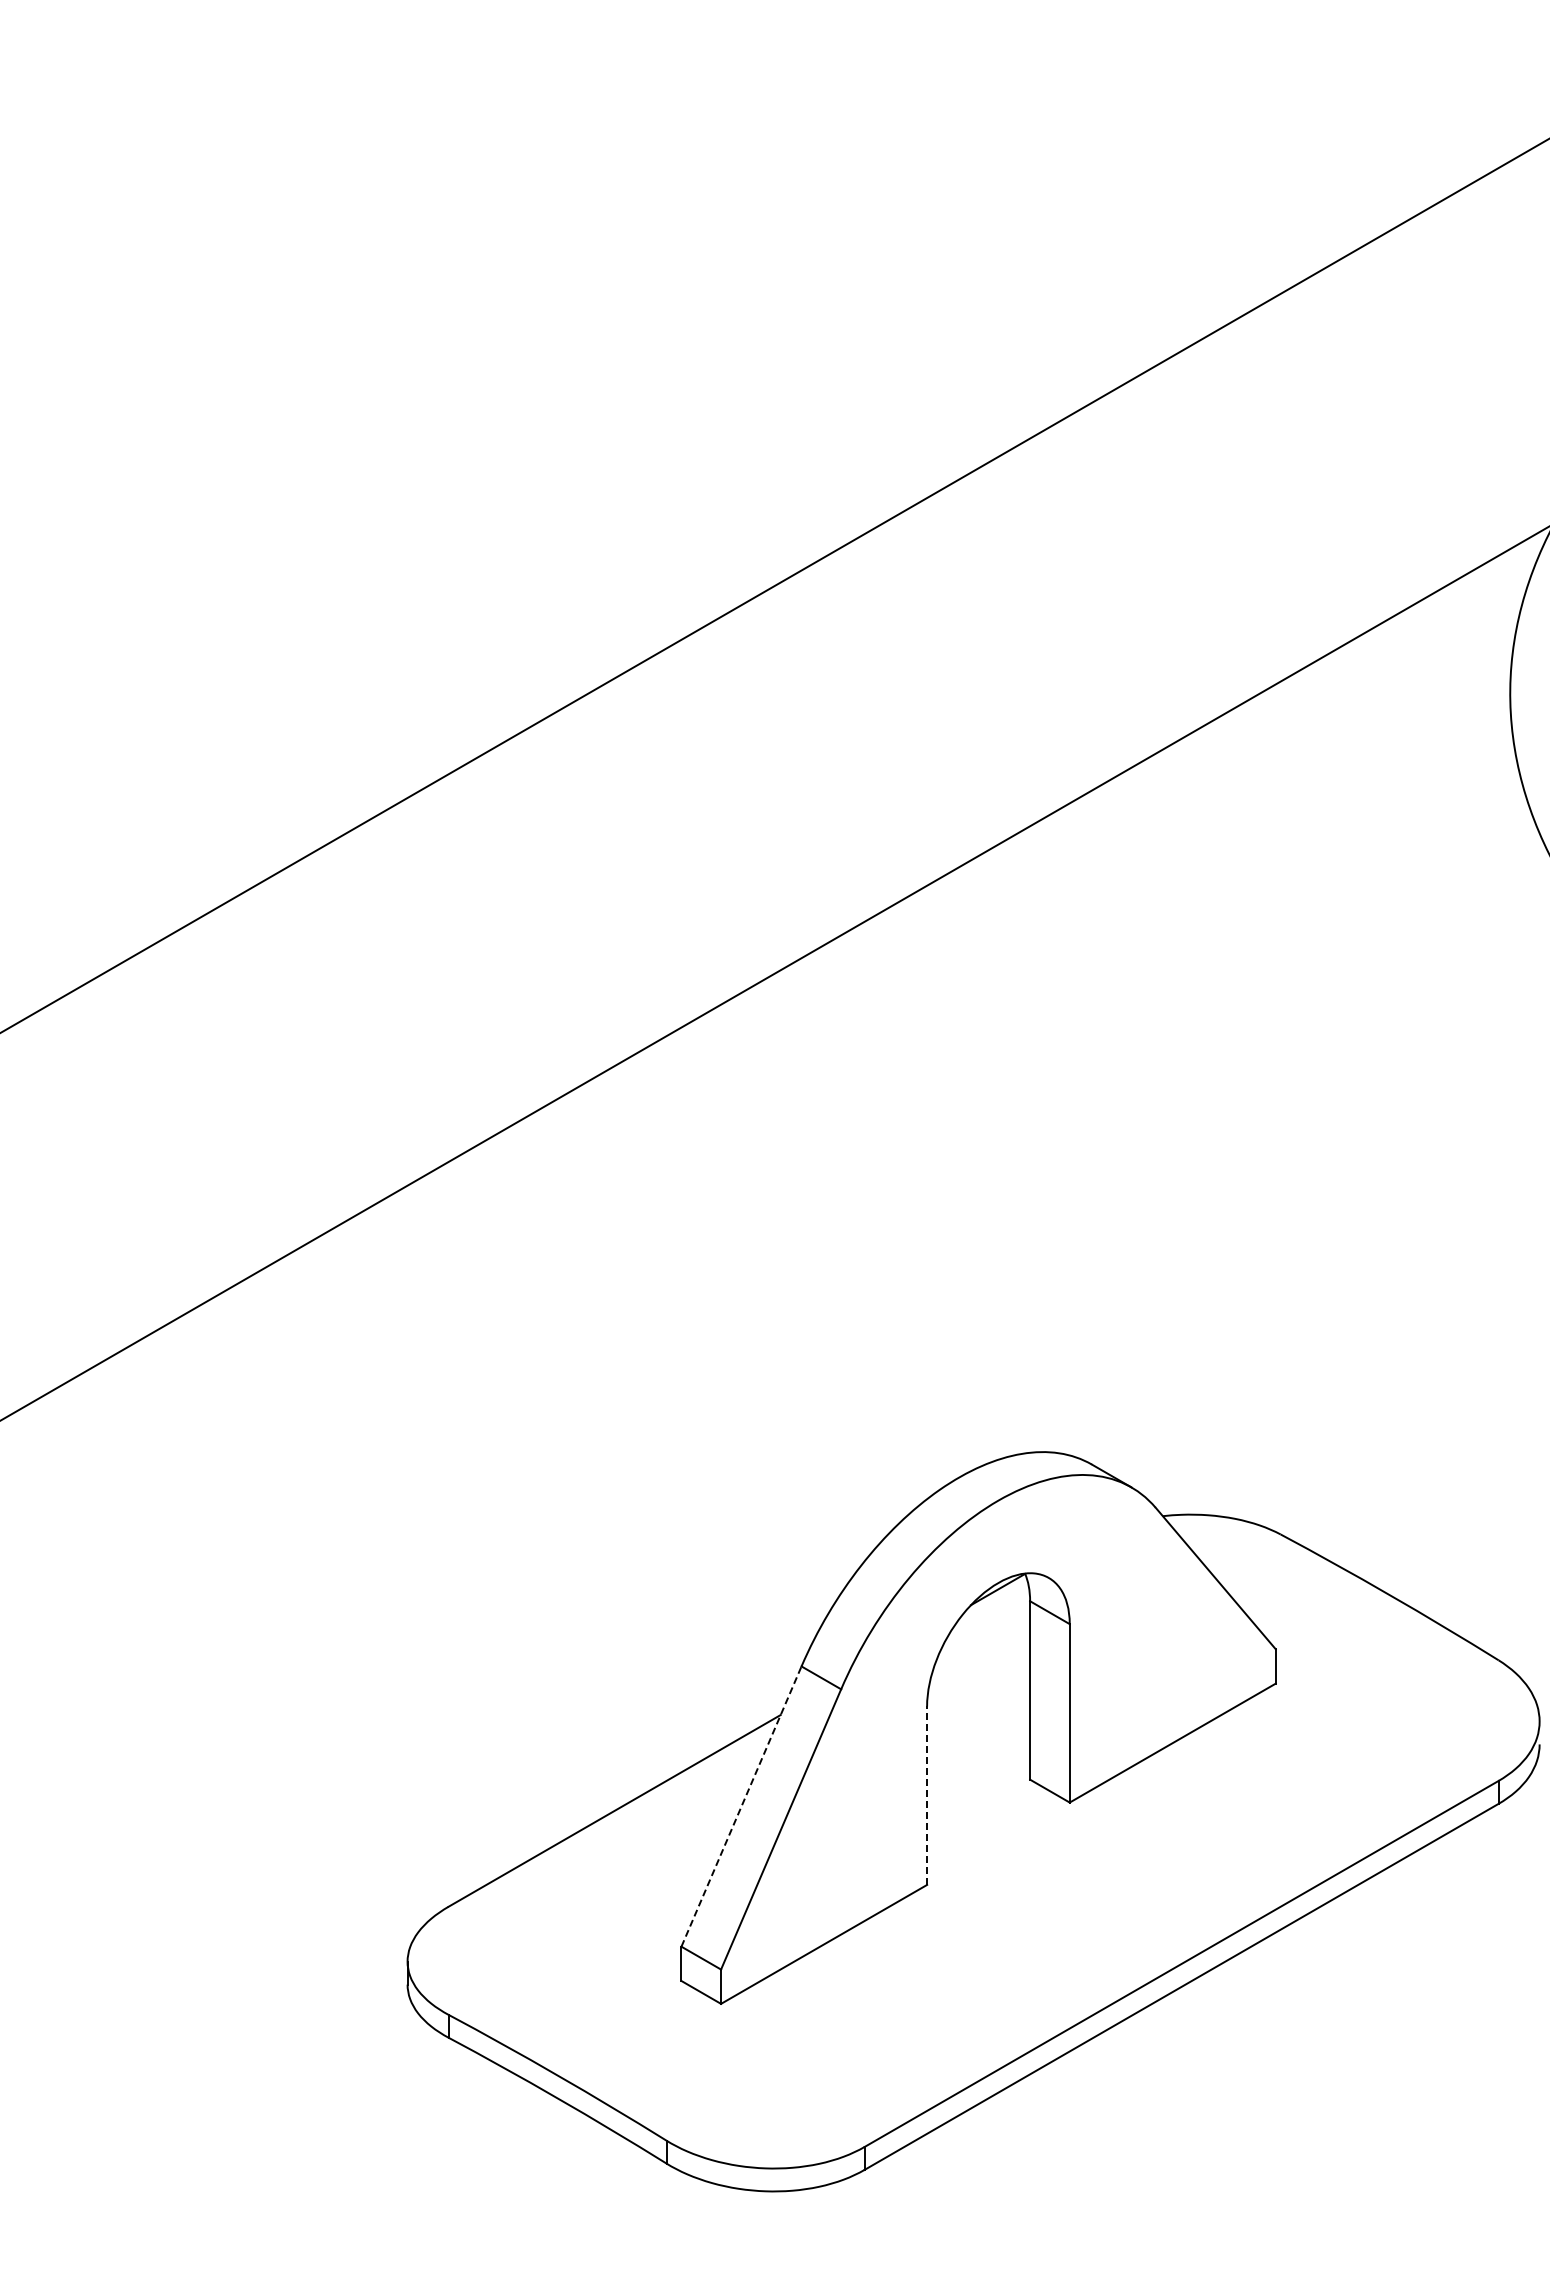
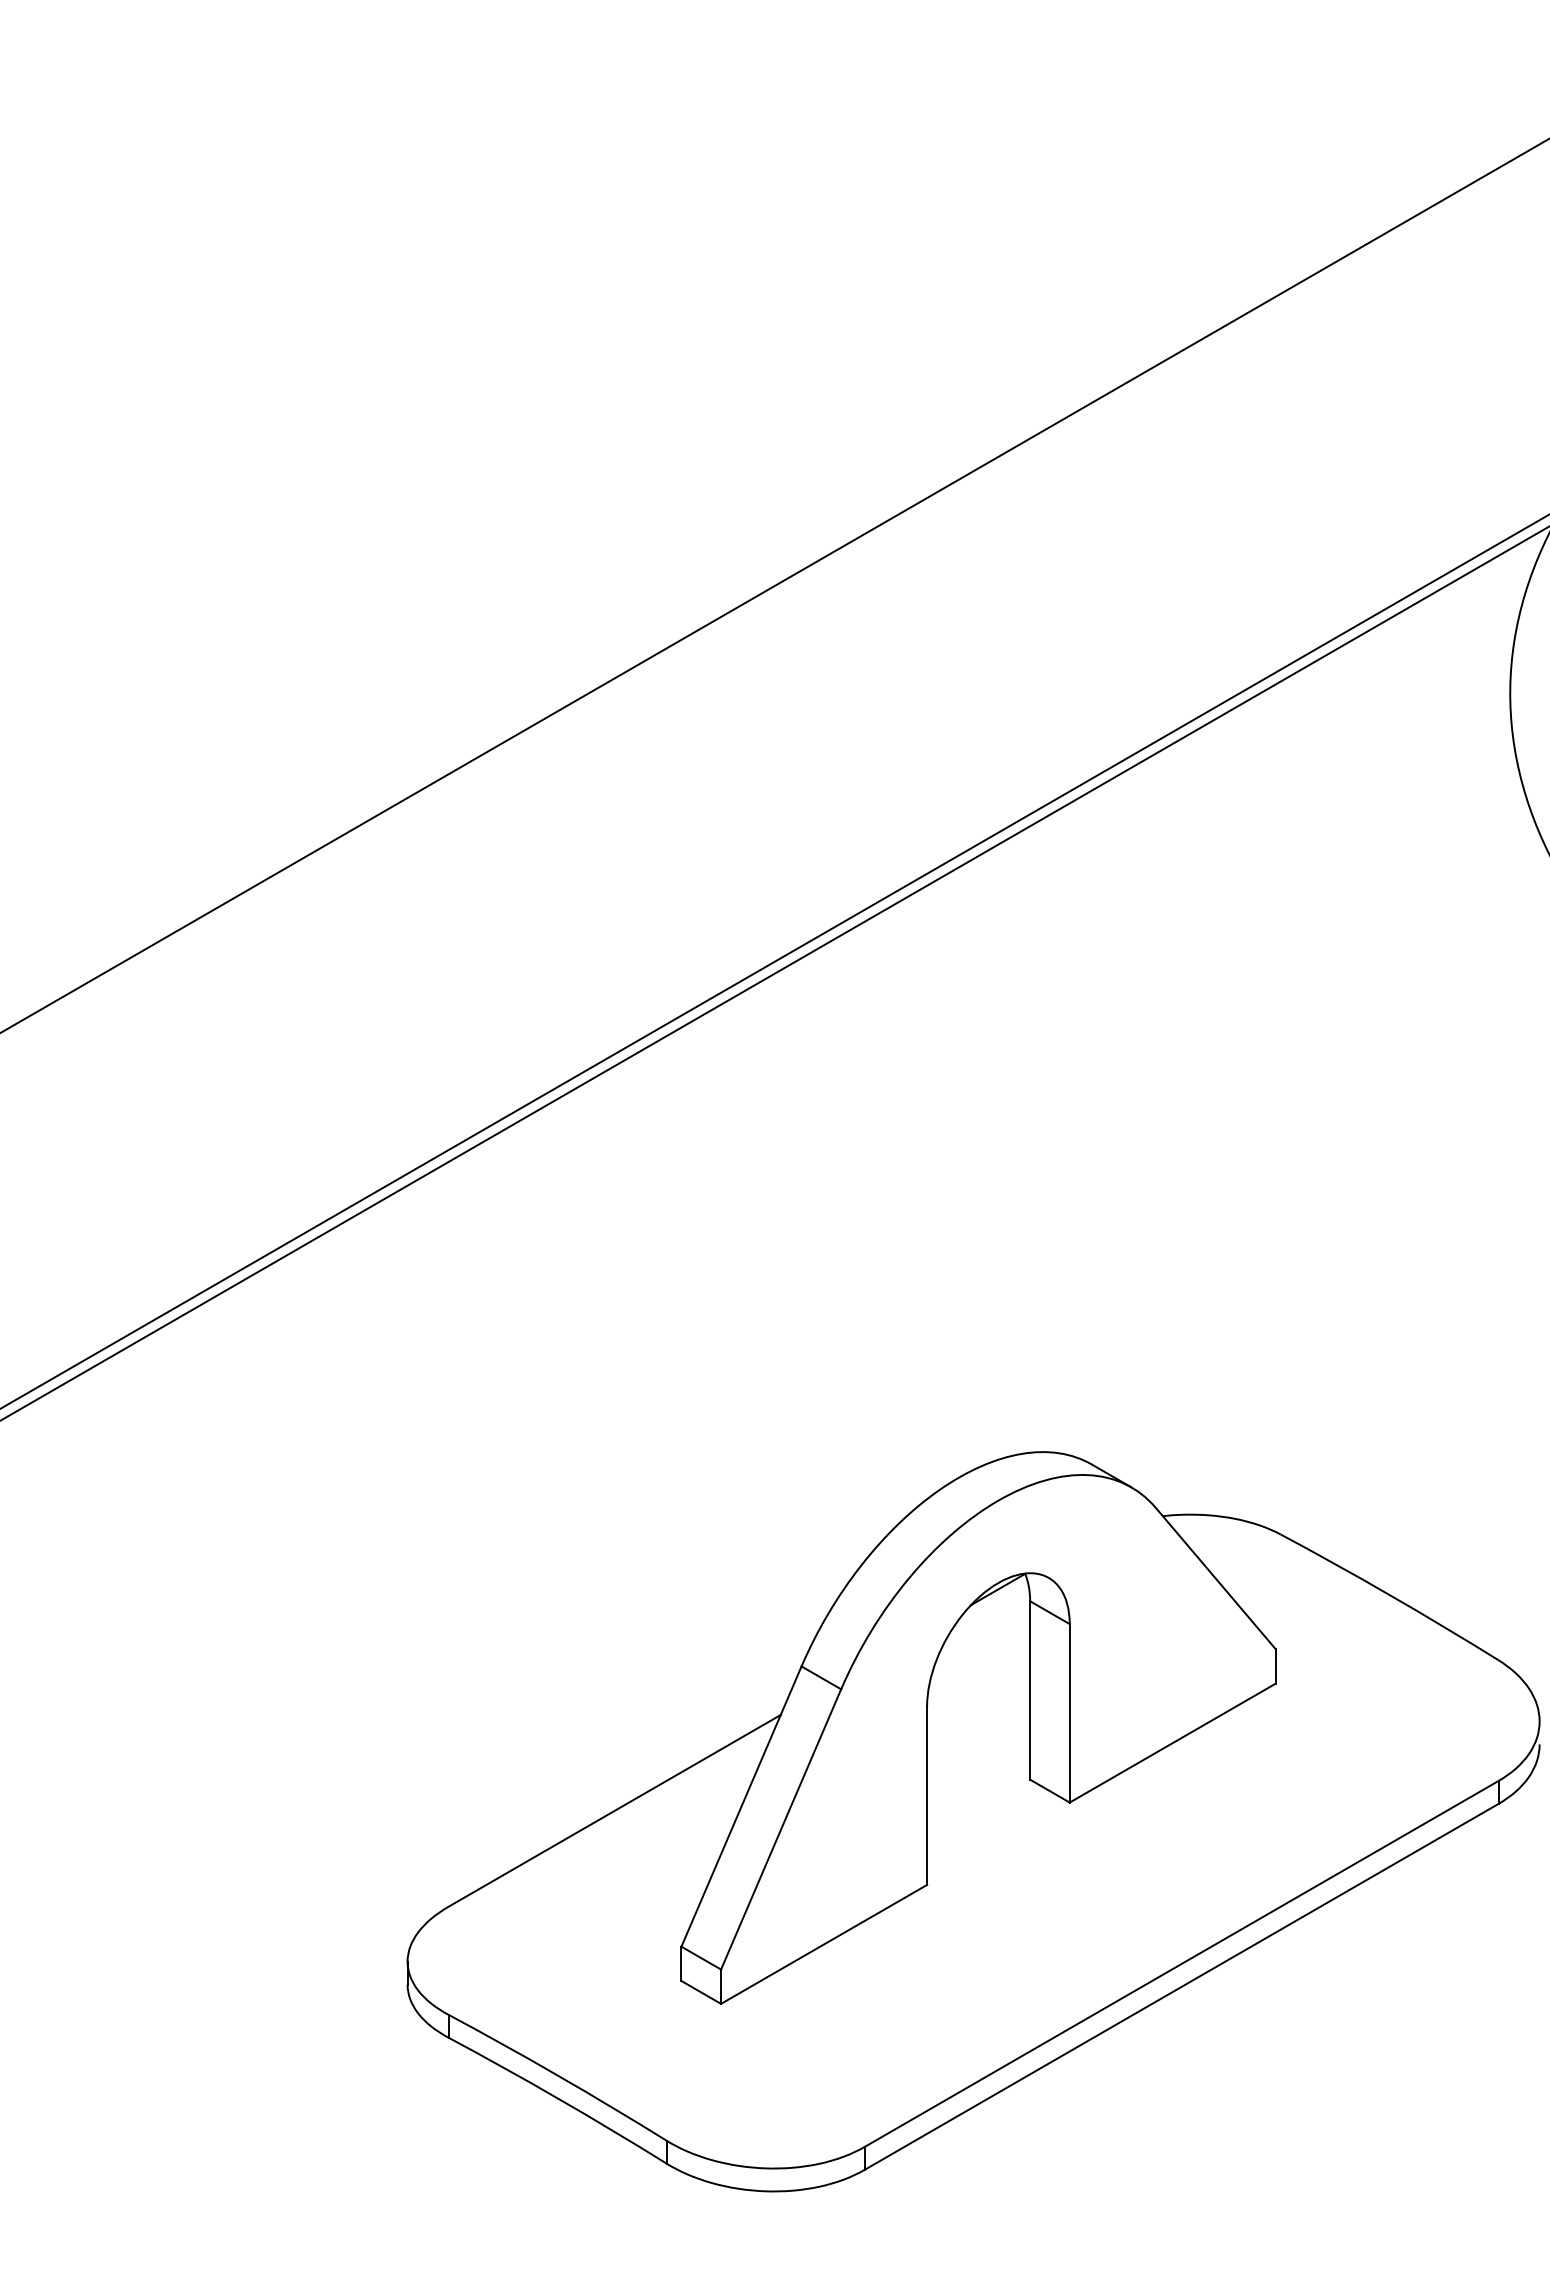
line: none -> present (774, 961)
line: dashed -> solid (927, 1795)
line: dashed -> solid (741, 1806)
